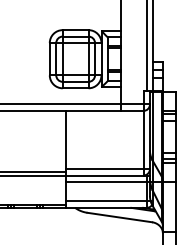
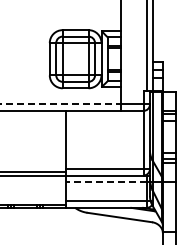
line: solid -> dashed (61, 104)
line: solid -> dashed (105, 182)
